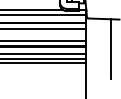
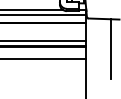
line: present -> none (44, 28)
line: present -> none (44, 54)
line: present -> none (44, 63)
